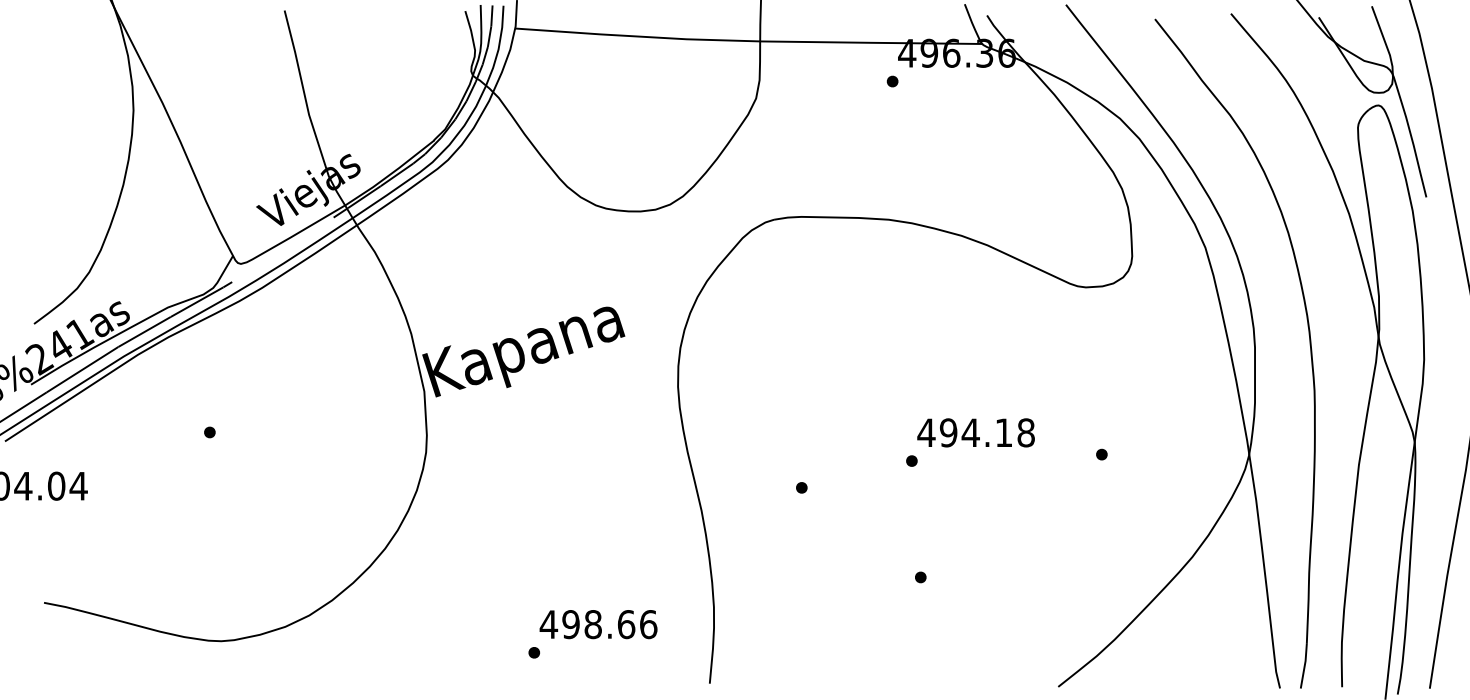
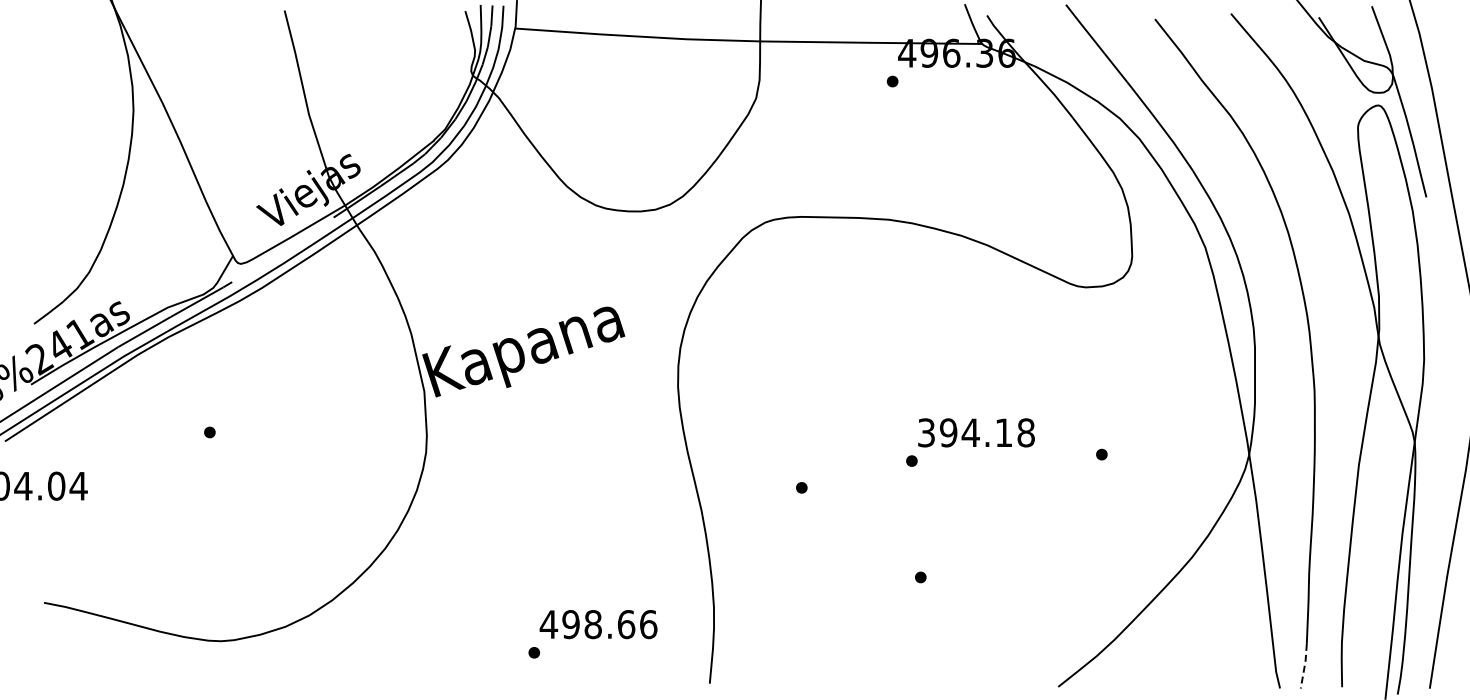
text: 494.18 -> 394.18 (926, 432)
line: solid -> dashed (1304, 665)
